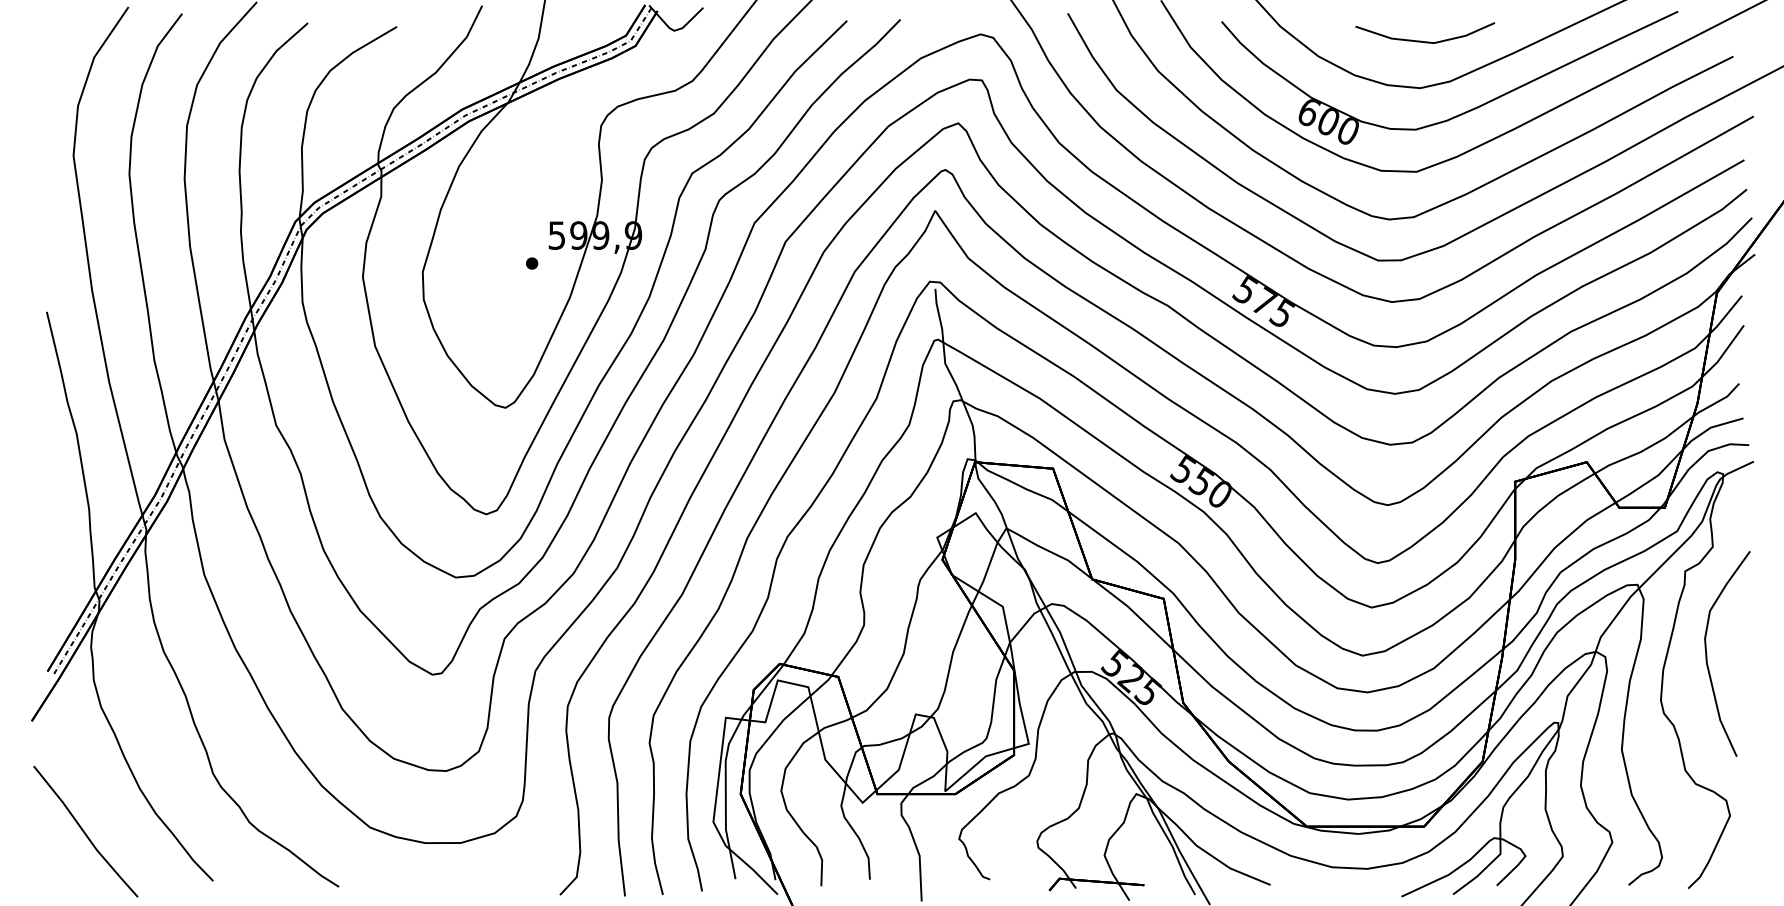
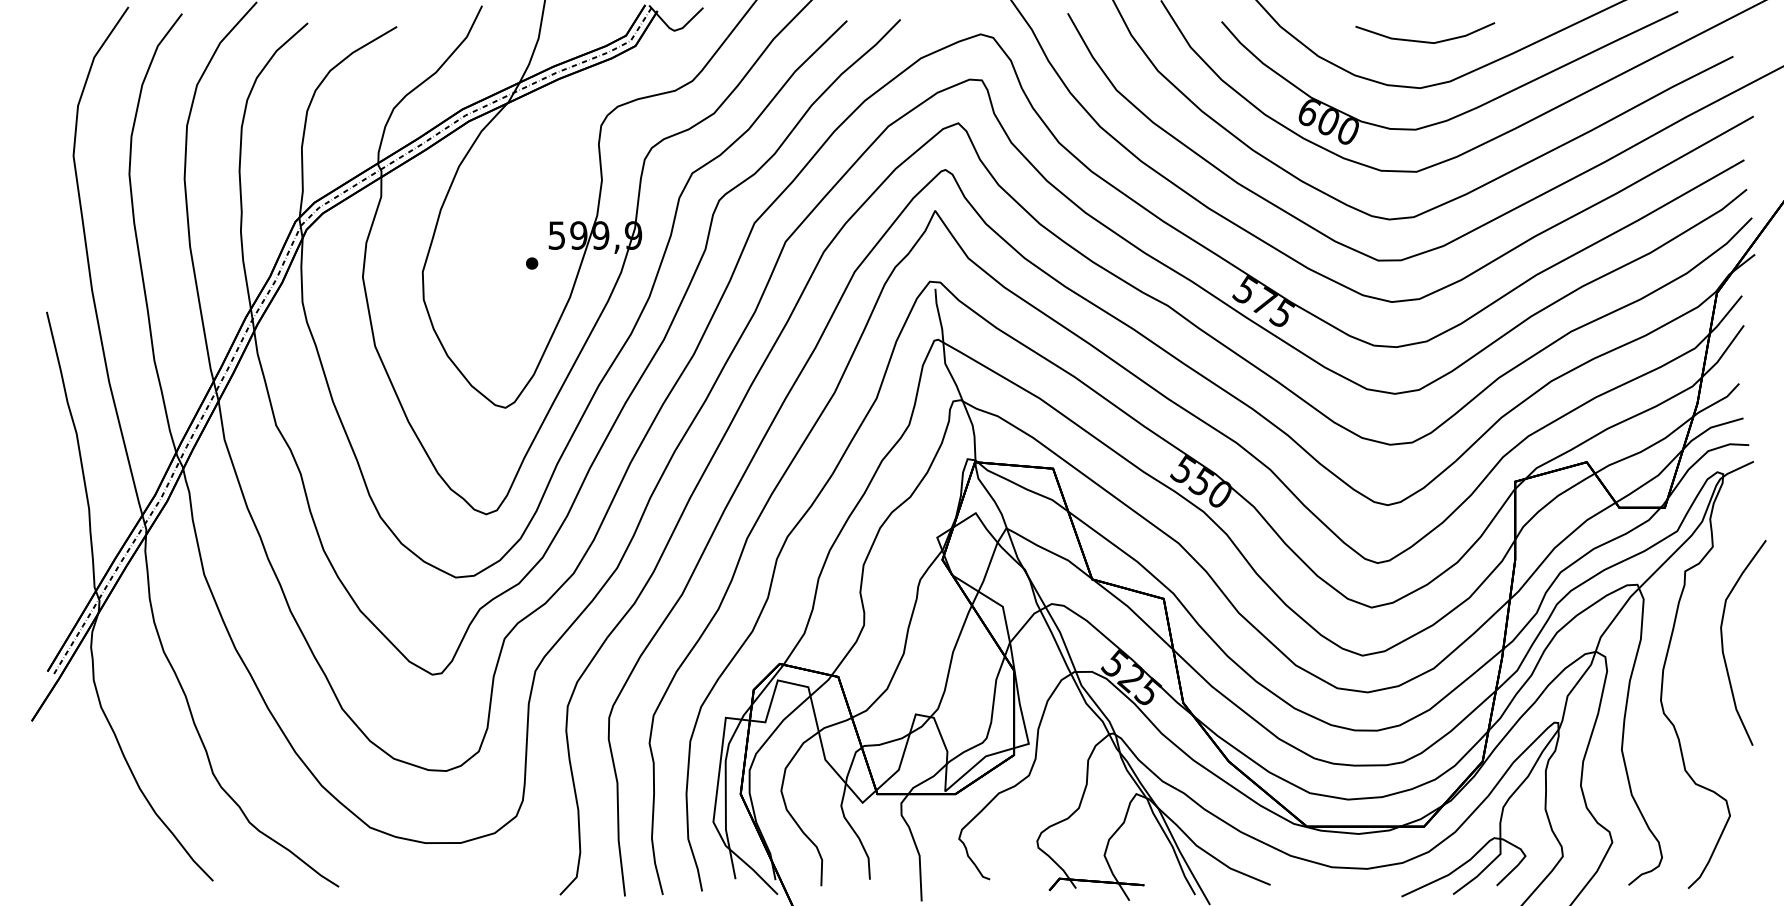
curve position: (1707, 653) -> (1723, 642) (1723, 642)
line: present -> none (84, 831)
